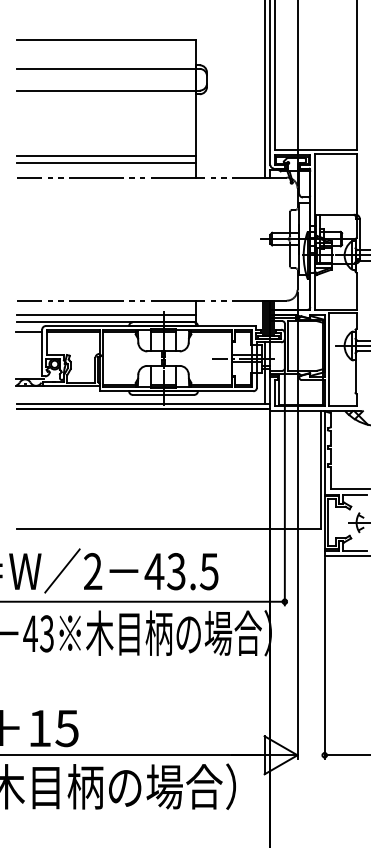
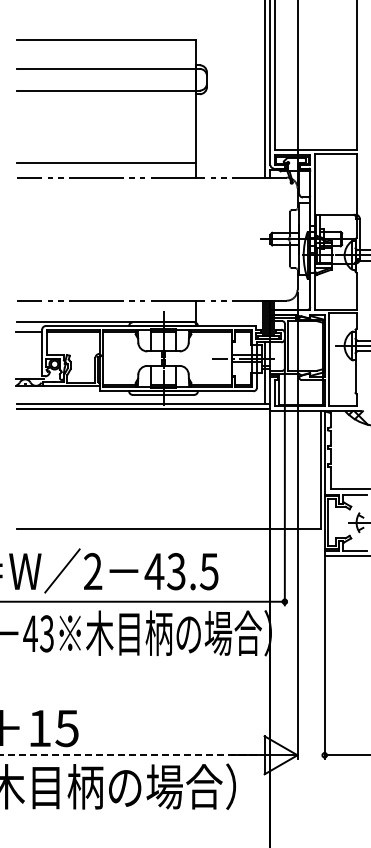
line: present -> none (106, 155)
line: present -> none (106, 315)
line: solid -> dashed (130, 755)
